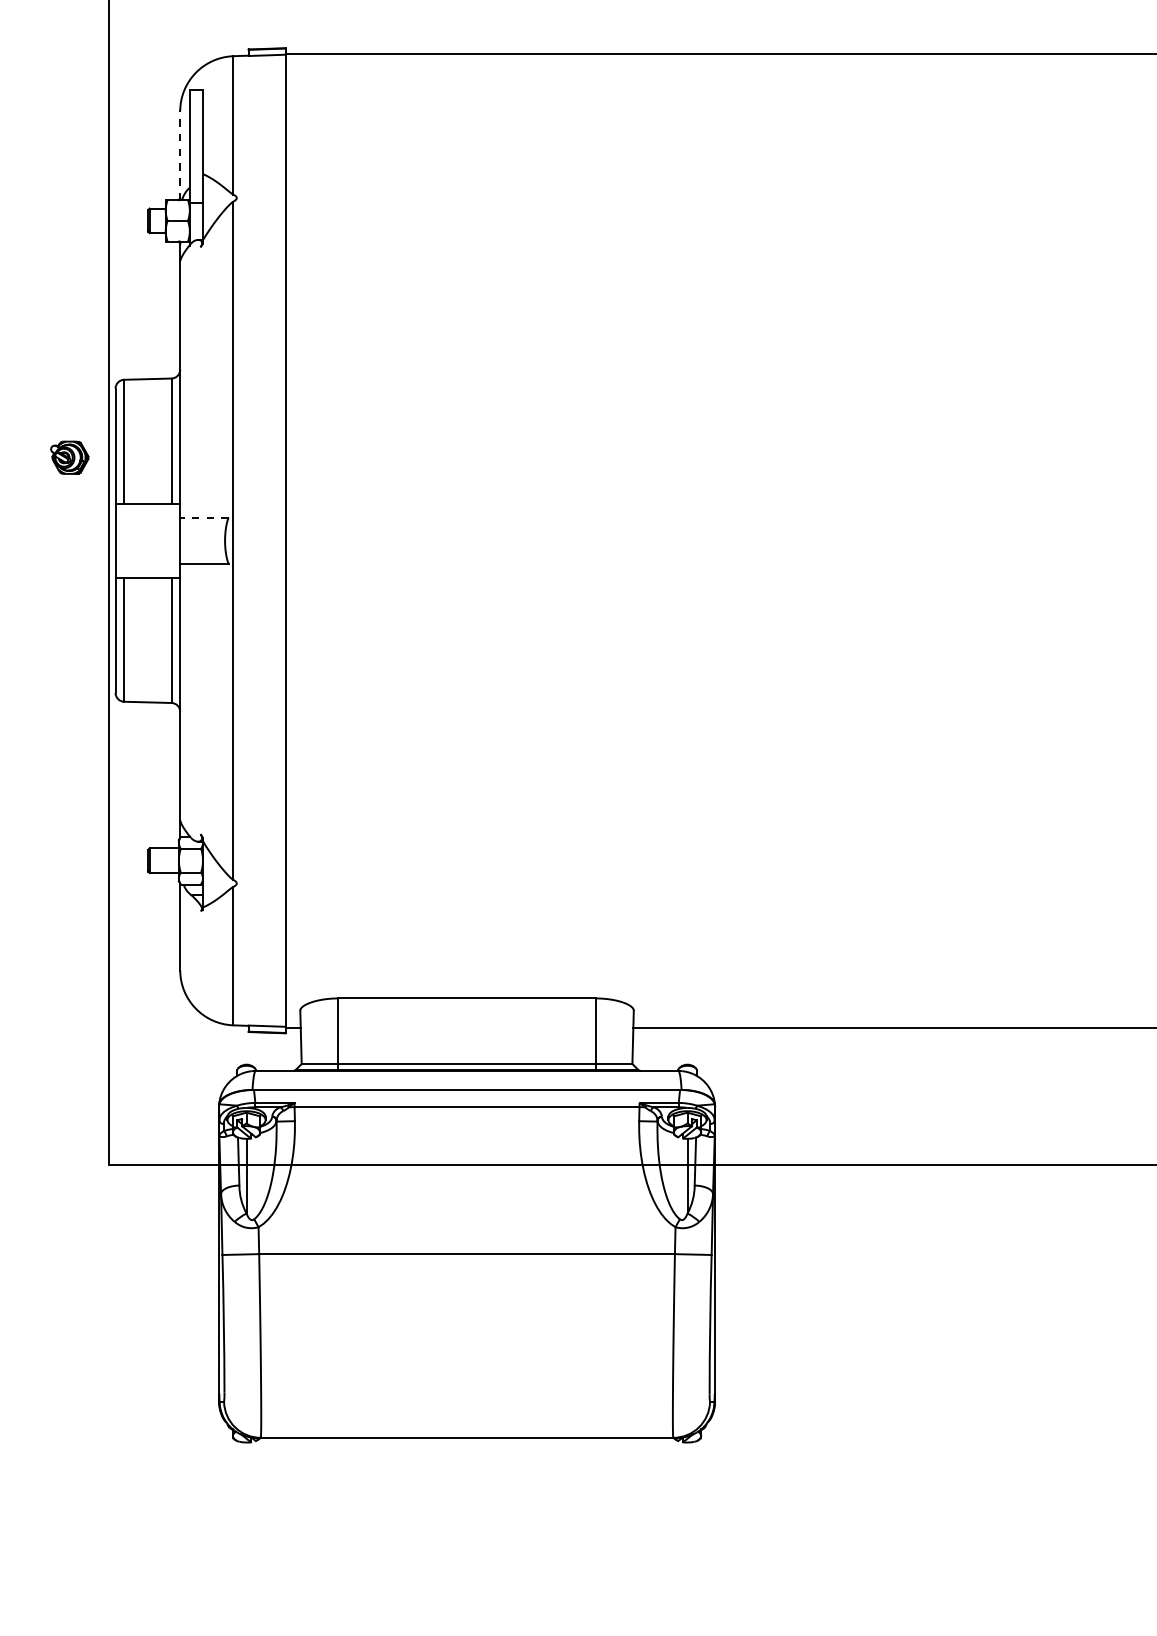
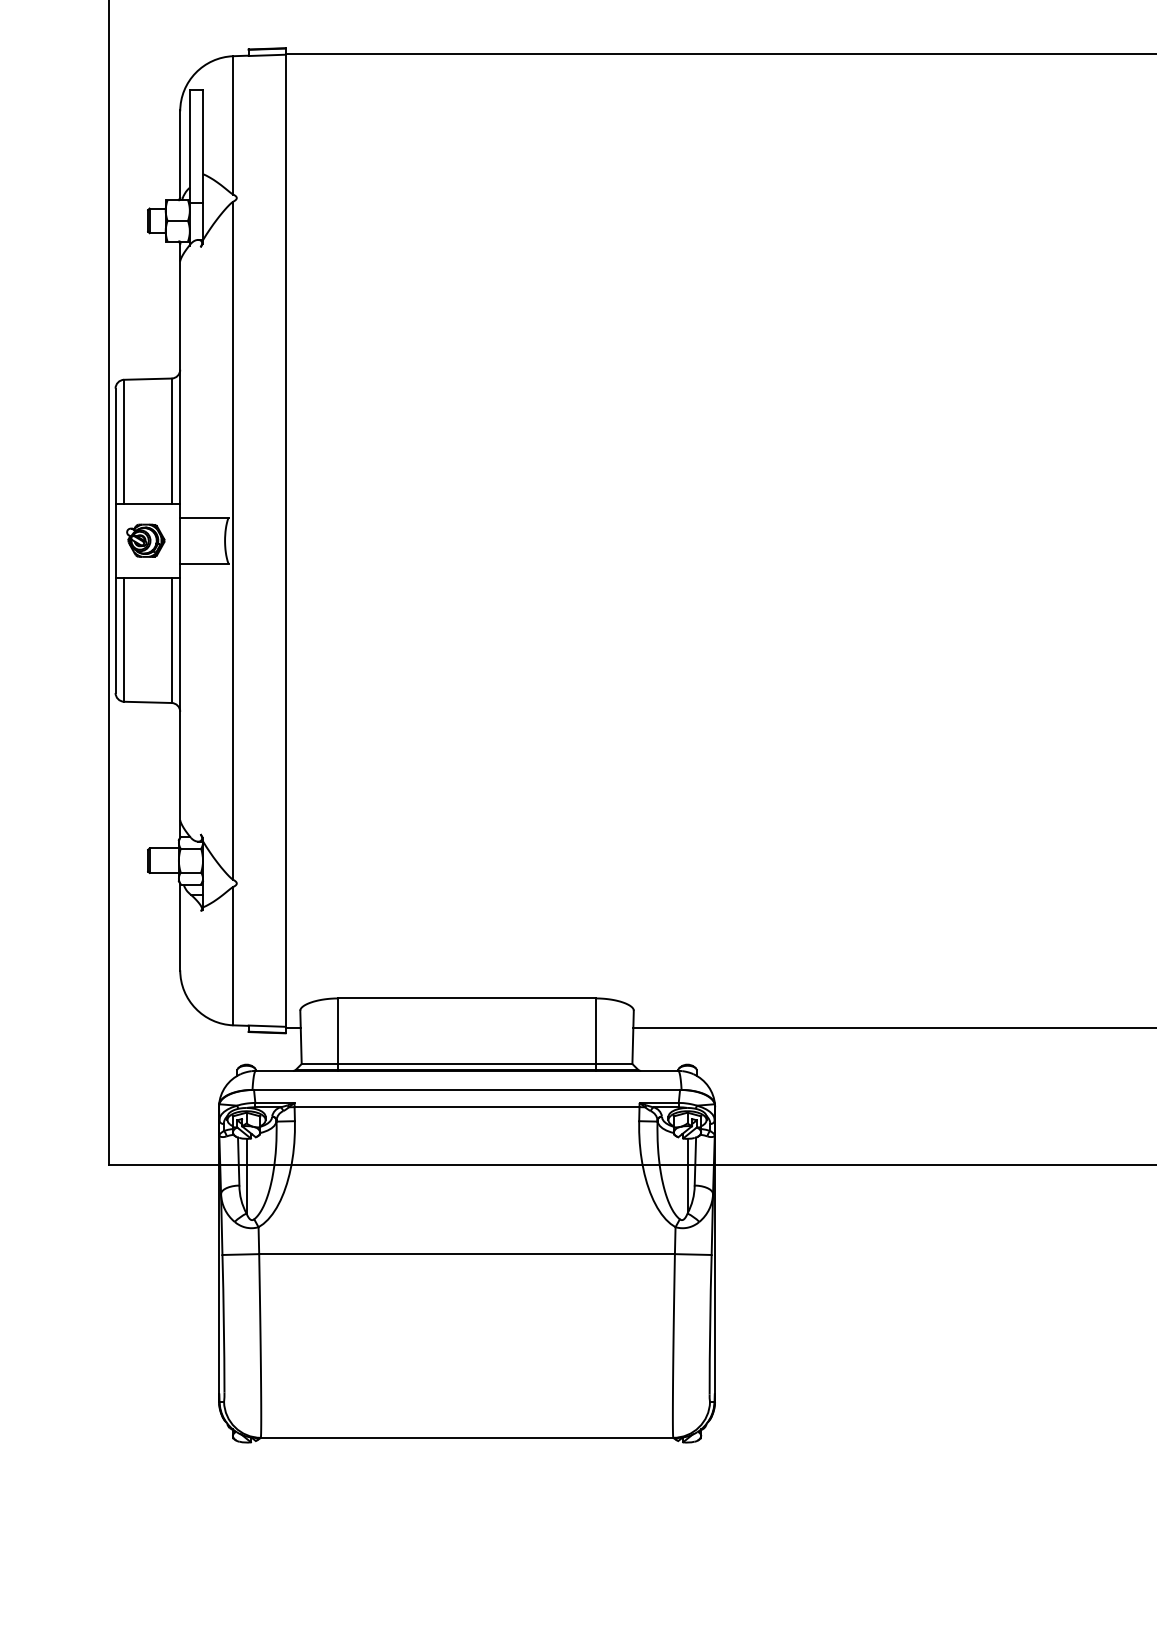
line: dashed -> solid (180, 155)
part position: (69, 457) -> (145, 540) (145, 540)
line: dashed -> solid (203, 517)
